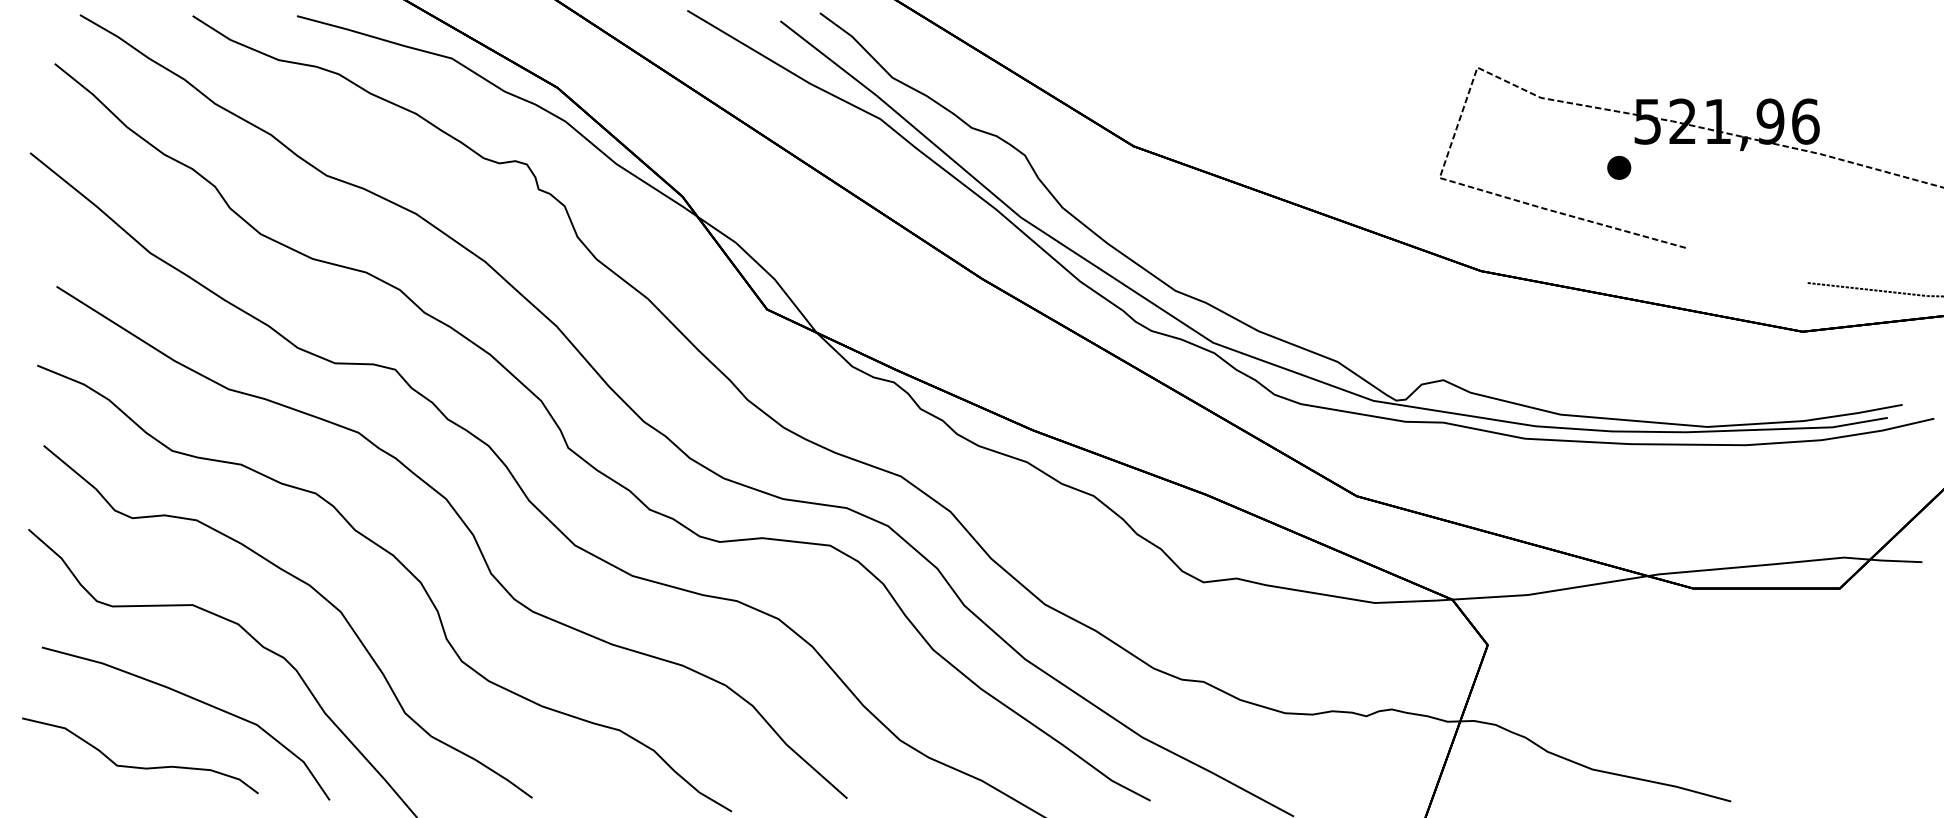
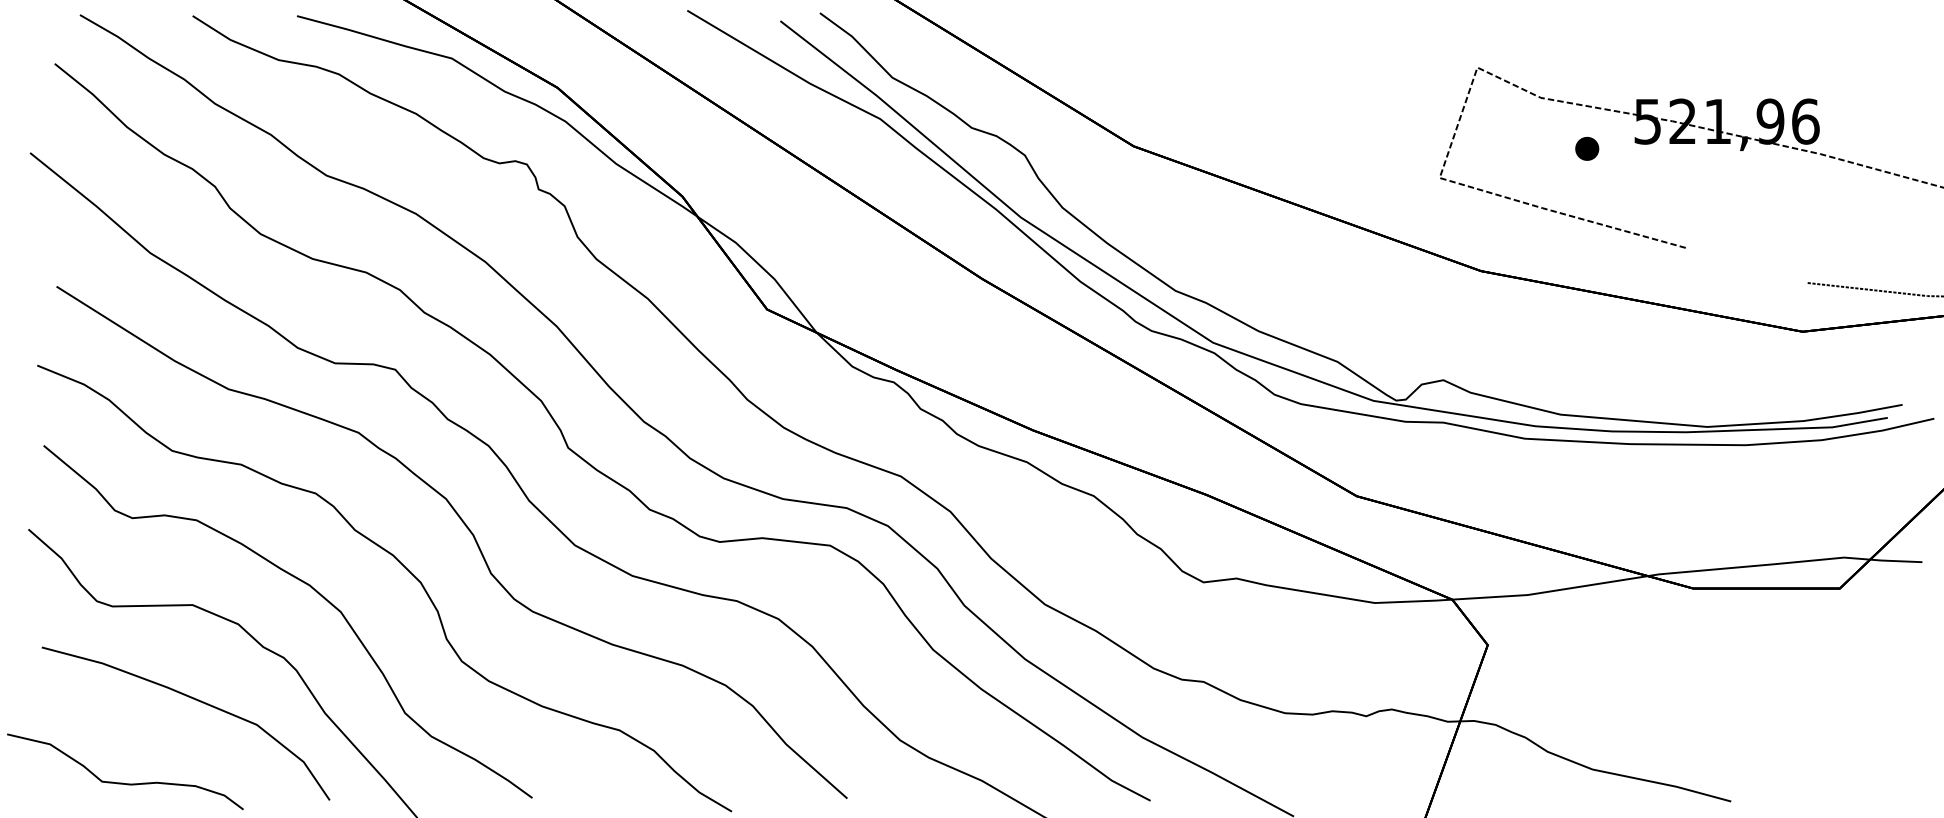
part position: (1619, 167) -> (1587, 148) (1587, 148)
part position: (138, 766) -> (123, 782) (123, 782)
